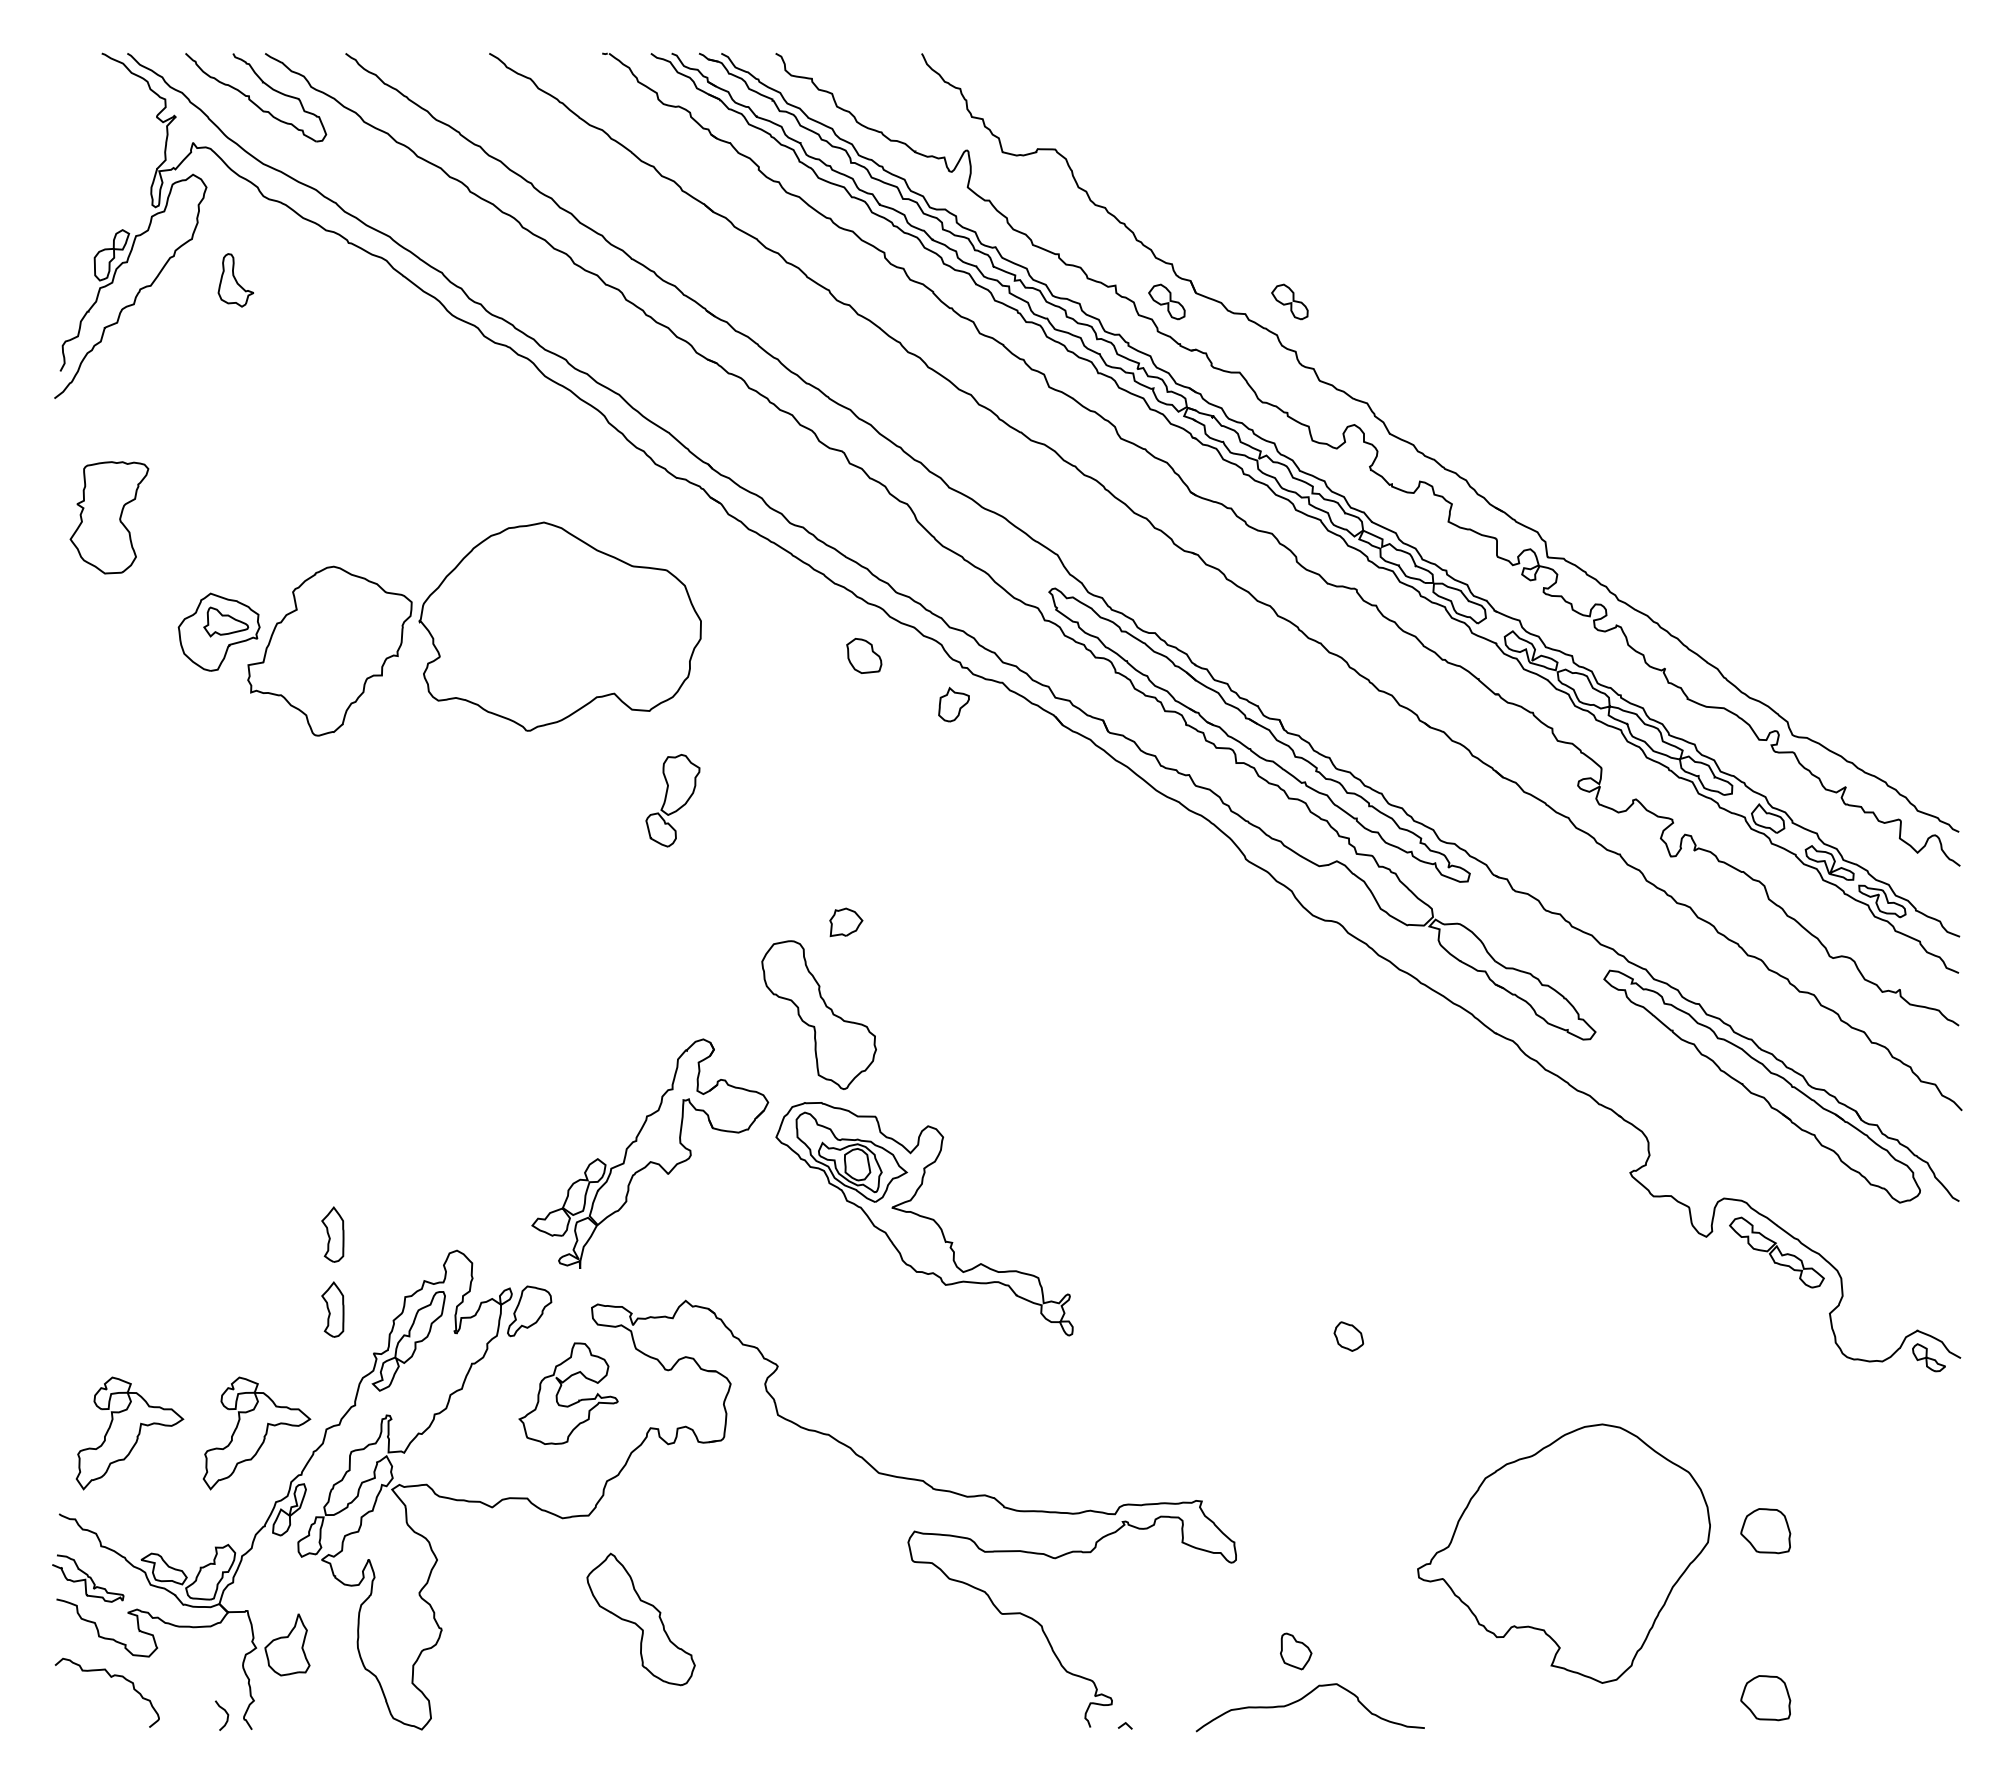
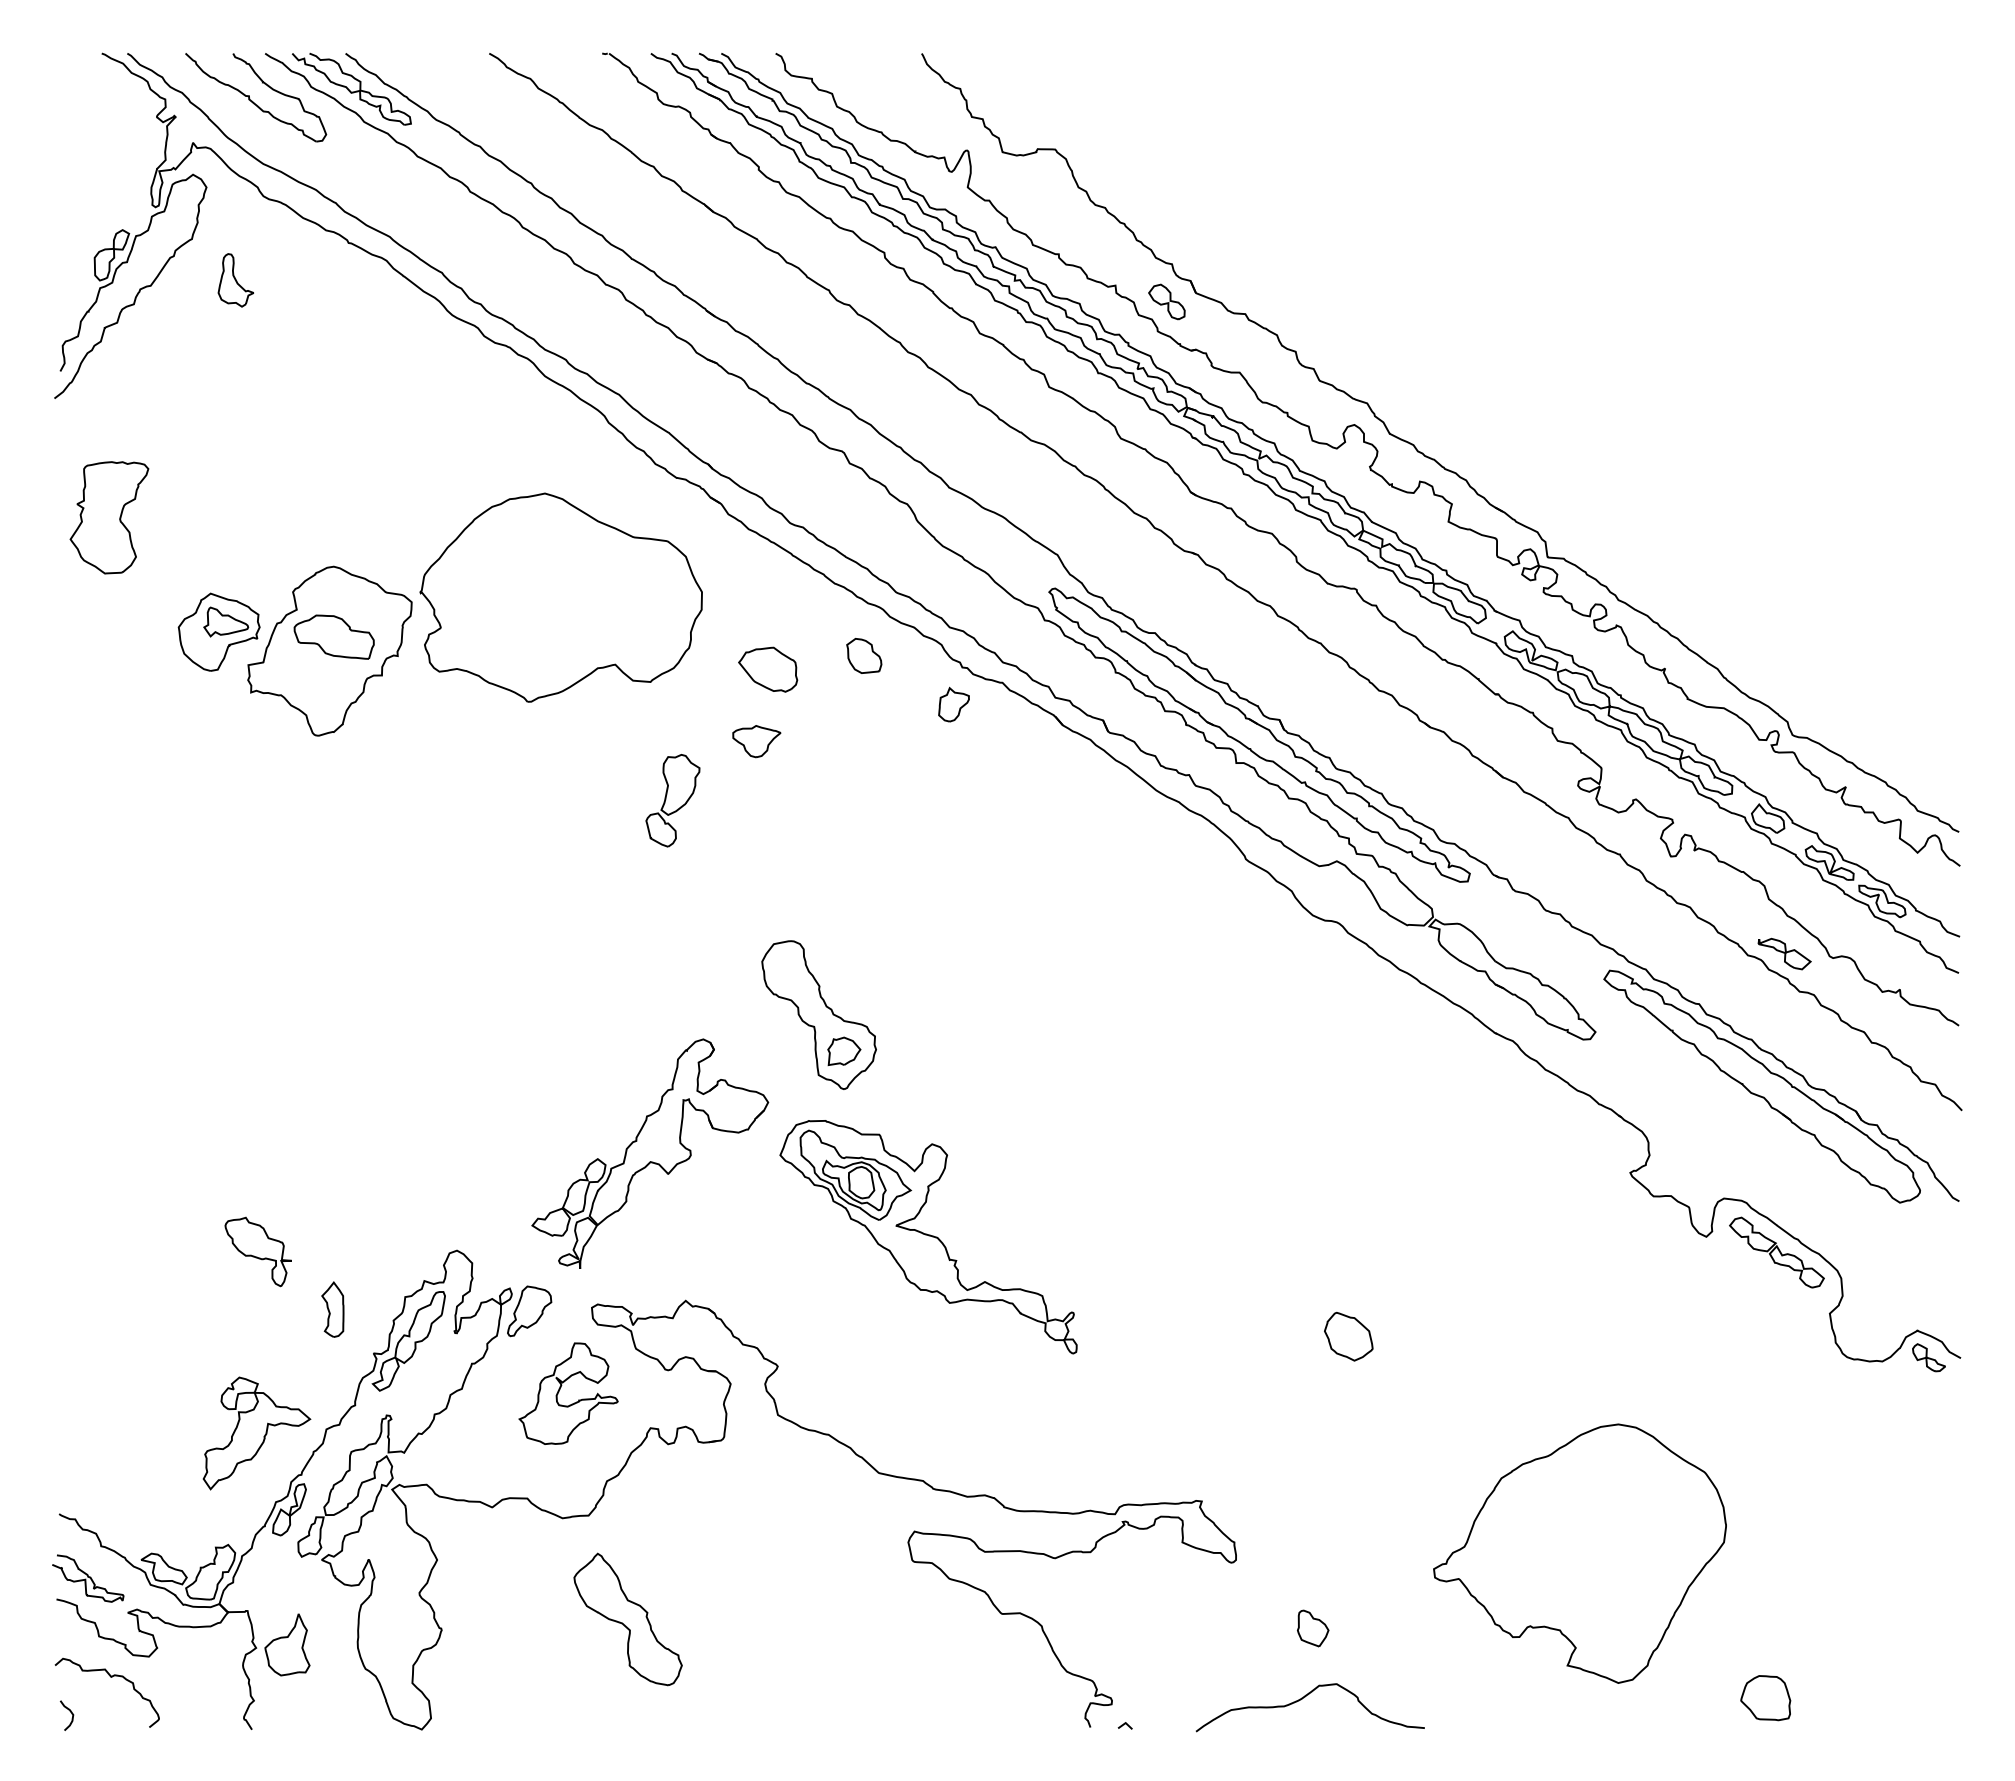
part: none -> present (351, 88)
part: present -> none (1289, 301)
part position: (559, 626) -> (560, 597) (560, 597)
part: none -> present (333, 636)
part: none -> present (768, 669)
part: none -> present (756, 741)
part position: (846, 921) -> (844, 1050) (844, 1050)
part: none -> present (1784, 953)
part position: (924, 1219) -> (928, 1237) (928, 1237)
part: present -> none (332, 1234)
part: none -> present (257, 1251)
part size: 32x31 px -> 50x51 px (1348, 1336)
part: present -> none (129, 1433)
part: present -> none (1765, 1531)
part position: (1563, 1553) -> (1579, 1553) (1579, 1553)
part position: (640, 1619) -> (627, 1619) (627, 1619)
part position: (1296, 1651) -> (1313, 1628) (1313, 1628)
curve position: (226, 1714) -> (71, 1714) (71, 1714)
